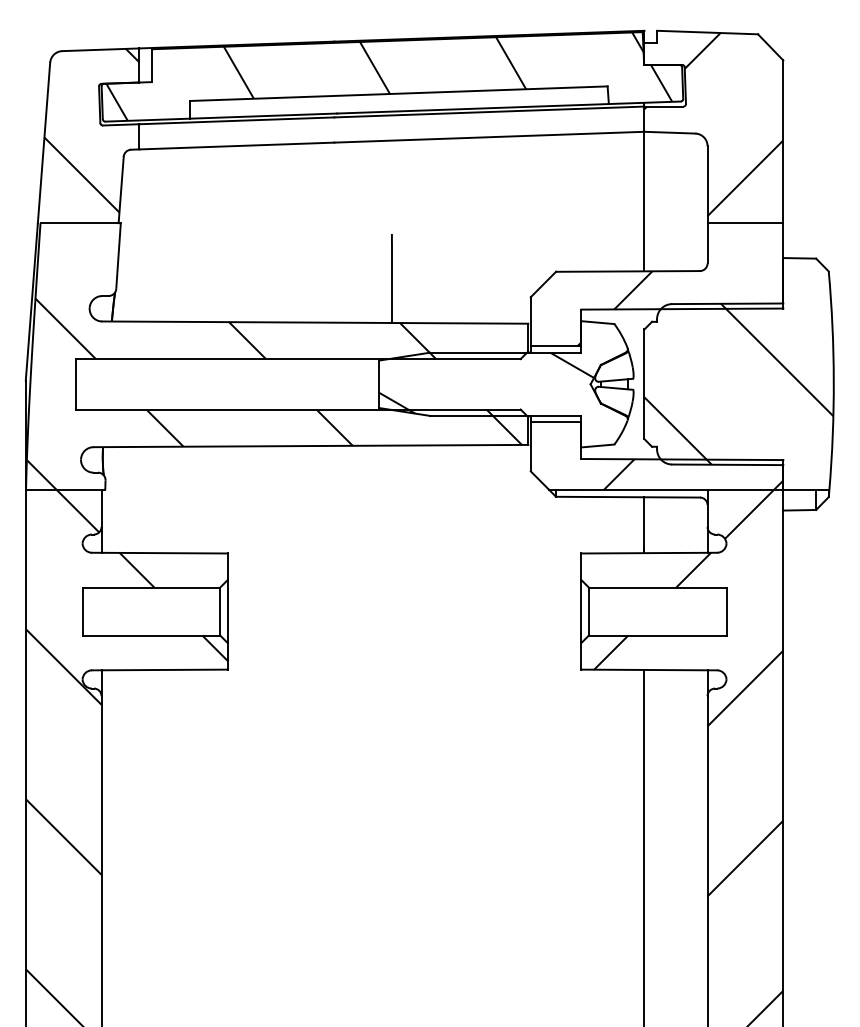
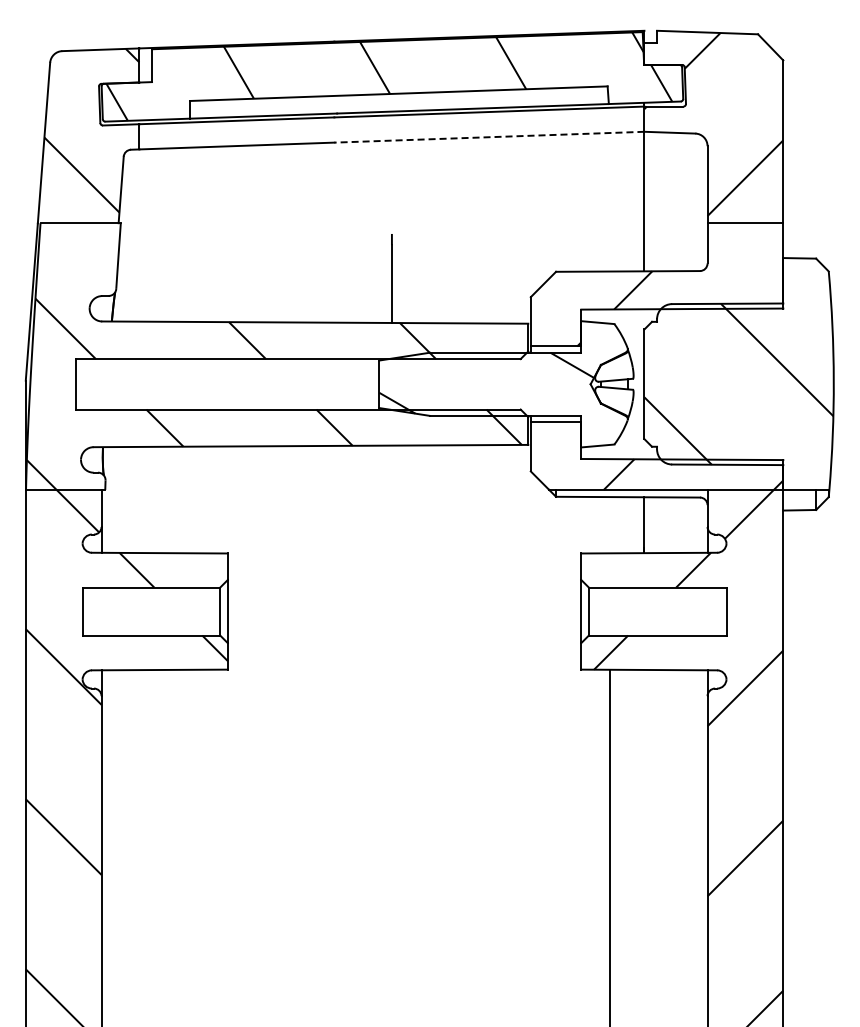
line: solid -> dashed (488, 137)
line position: (644, 846) -> (610, 846) (610, 846)
